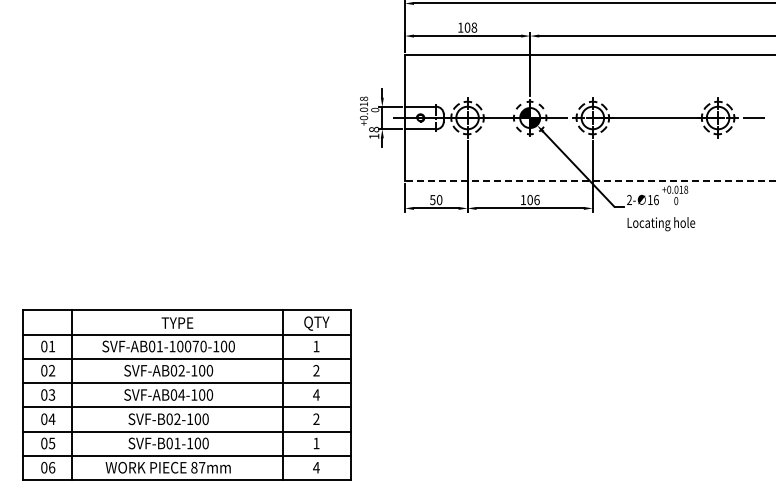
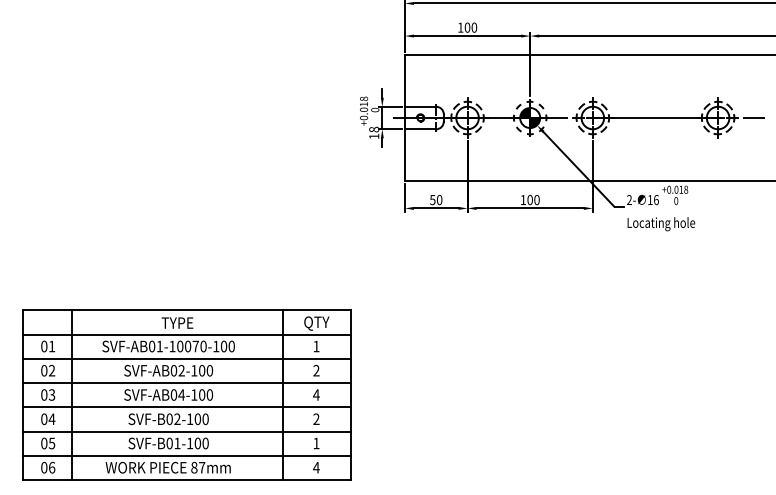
text: 108 -> 100 (474, 27)
line: dashed -> solid (589, 180)
text: 106 -> 100 (536, 199)
